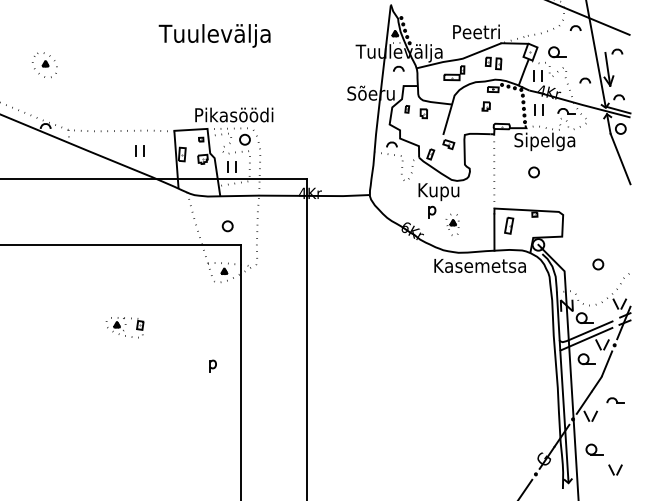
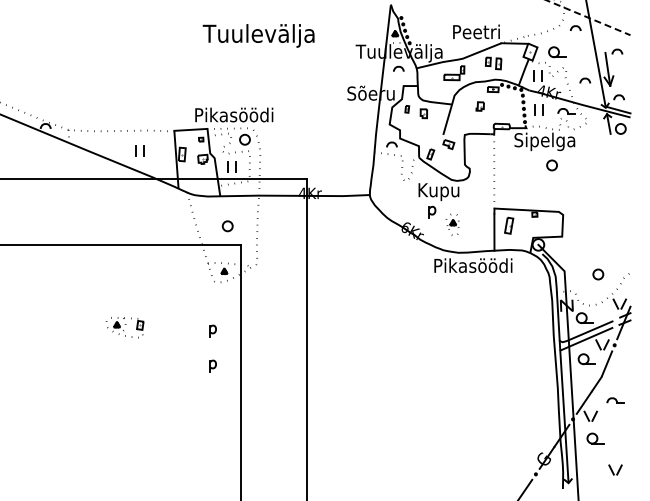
line: solid -> dashed (588, 17)
text position: (214, 35) -> (258, 35) (258, 35)
part: present -> none (44, 64)
part position: (485, 106) -> (479, 106) (479, 106)
line: present -> none (620, 158)
part position: (533, 172) -> (551, 165) (551, 165)
part position: (598, 264) -> (598, 274) (598, 274)
text: Kasemetsa -> Pikasöödi (480, 265)
part: none -> present (212, 330)
part position: (594, 449) -> (595, 438) (595, 438)
